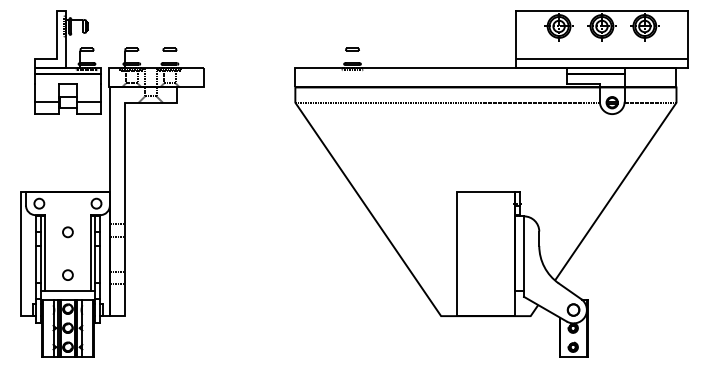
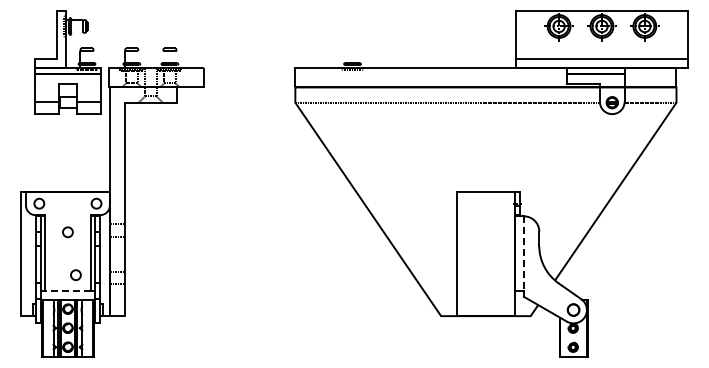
part: present -> none (352, 49)
line: solid -> dashed (524, 253)
circle position: (67, 274) -> (75, 274) (75, 274)
line: solid -> dashed (67, 291)
